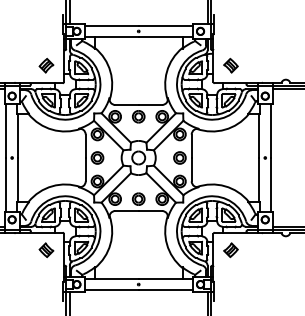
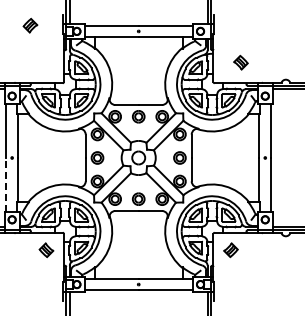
part position: (46, 65) -> (30, 25) (30, 25)
part position: (230, 65) -> (240, 62) (240, 62)
line: solid -> dashed (6, 184)
